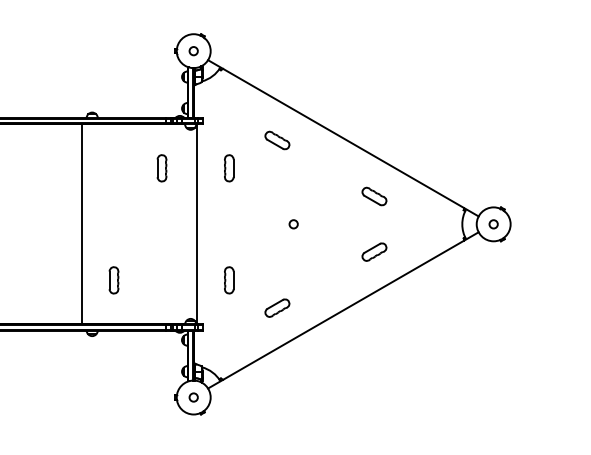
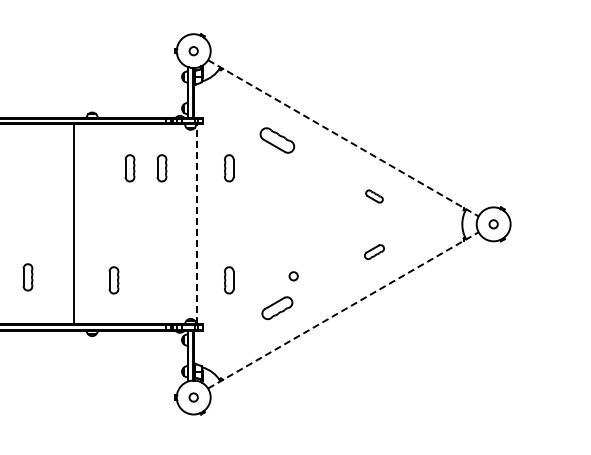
line: solid -> dashed (343, 138)
part size: 27x21 px -> 37x27 px (277, 140)
part: none -> present (129, 168)
part size: 27x21 px -> 19x15 px (374, 196)
line: solid -> dashed (197, 223)
line position: (81, 224) -> (73, 224) (73, 224)
circle position: (293, 224) -> (293, 276) (293, 276)
part size: 27x20 px -> 21x17 px (374, 252)
part: none -> present (27, 277)
part size: 27x20 px -> 33x25 px (277, 308)
line: solid -> dashed (343, 310)
